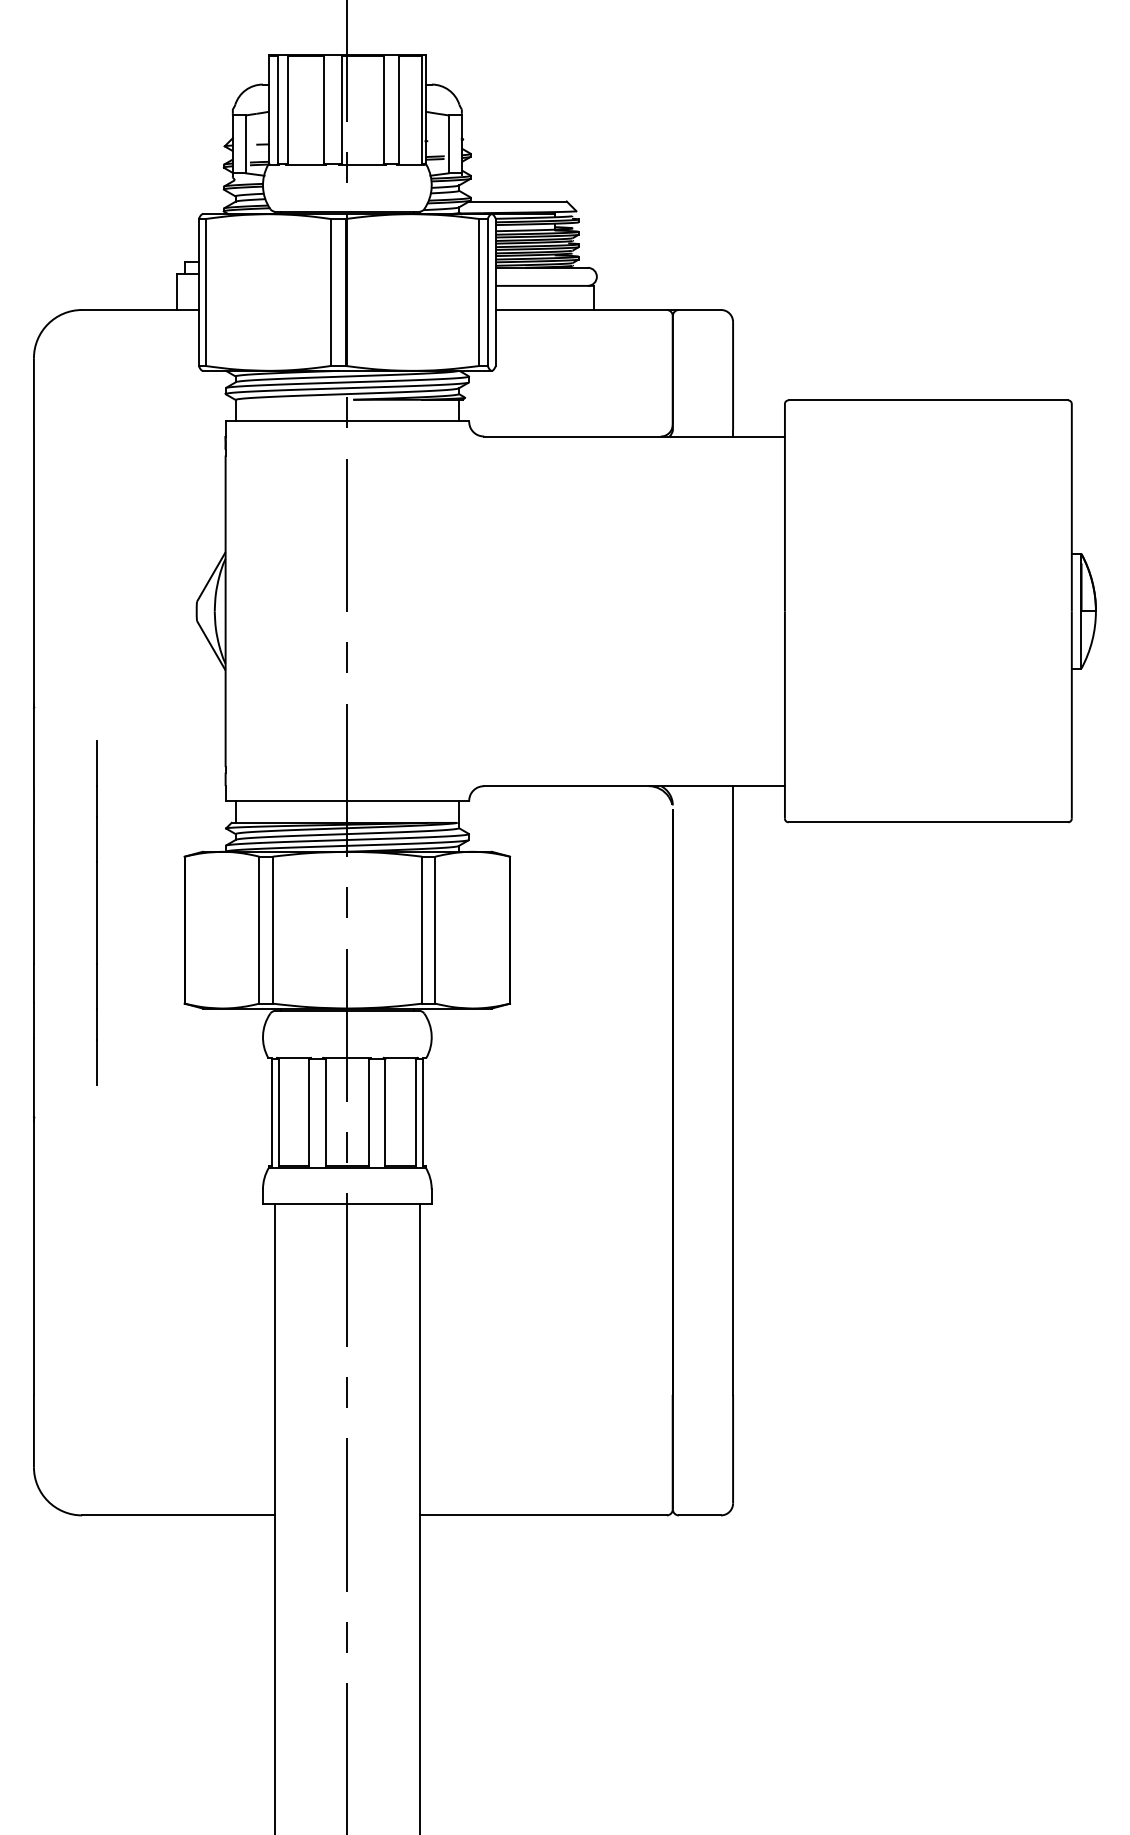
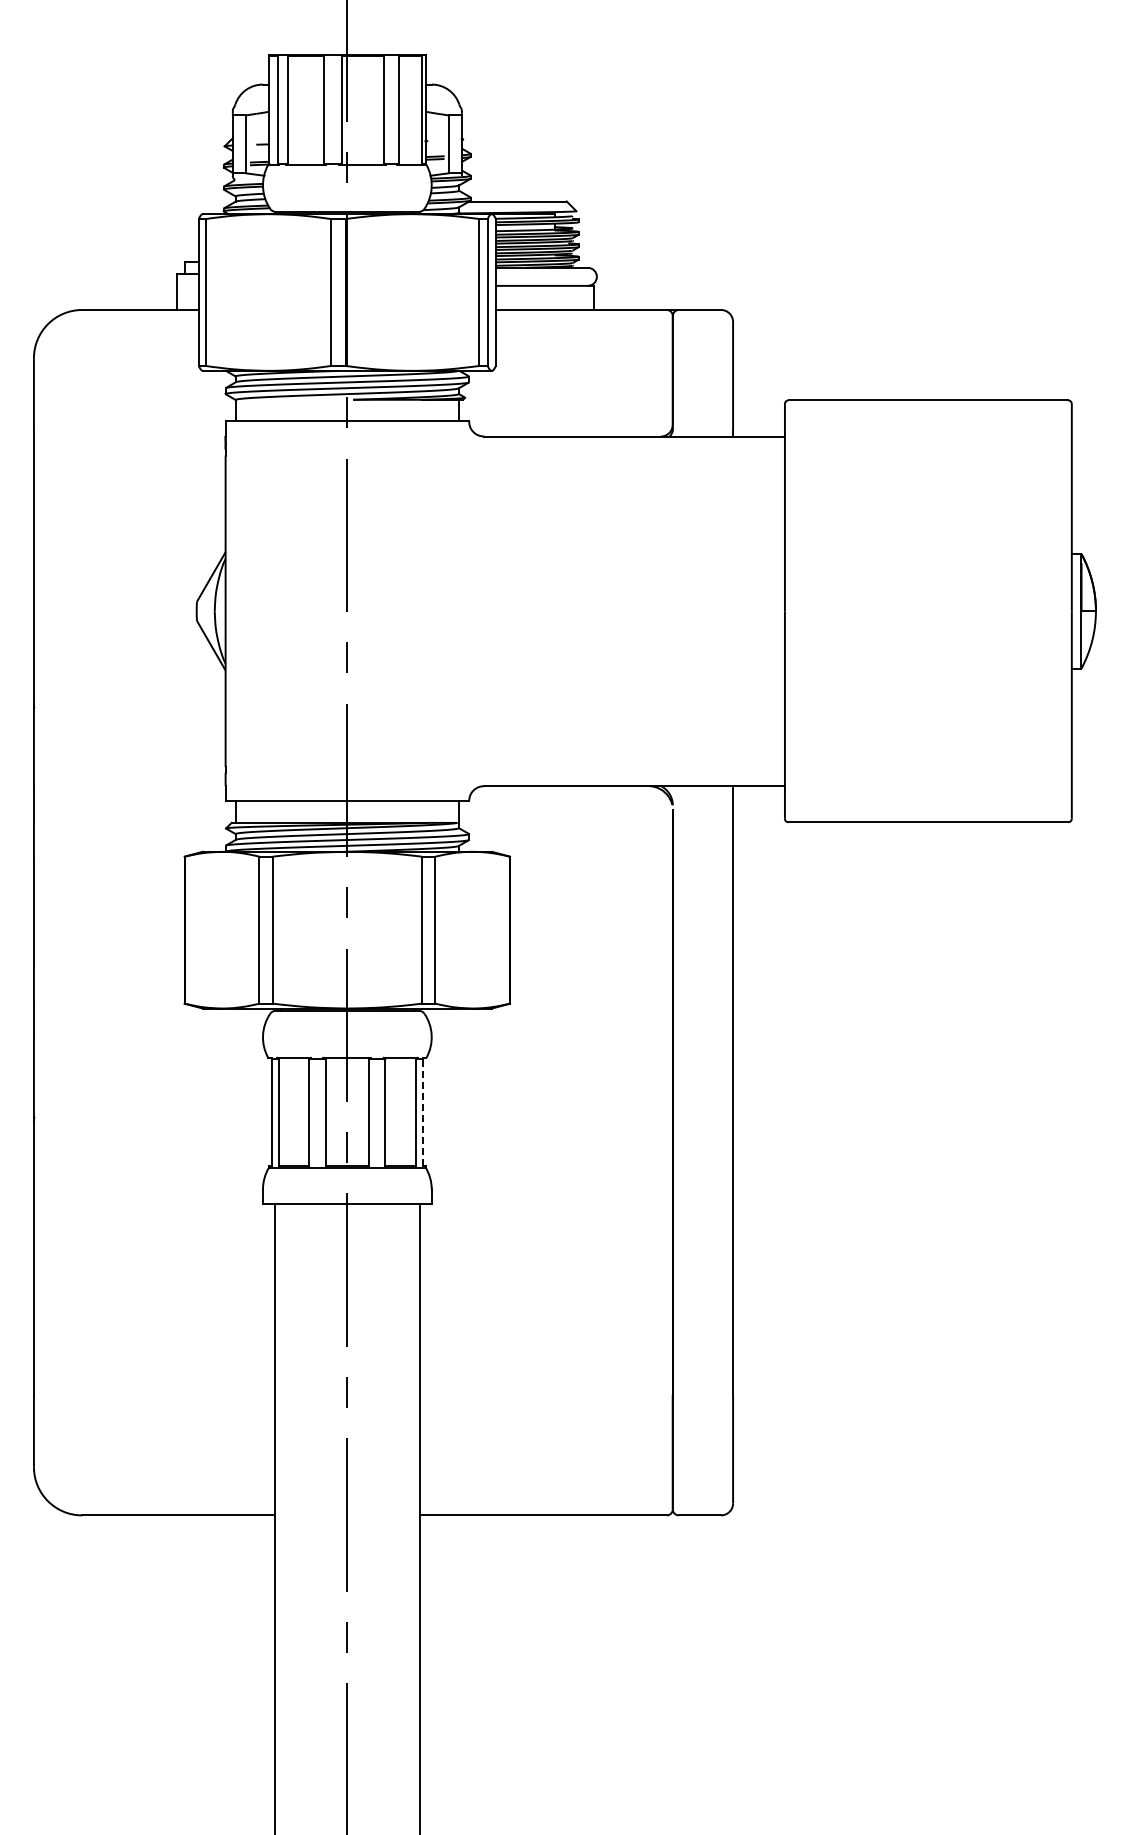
line: present -> none (96, 912)
line: solid -> dashed (422, 1112)
